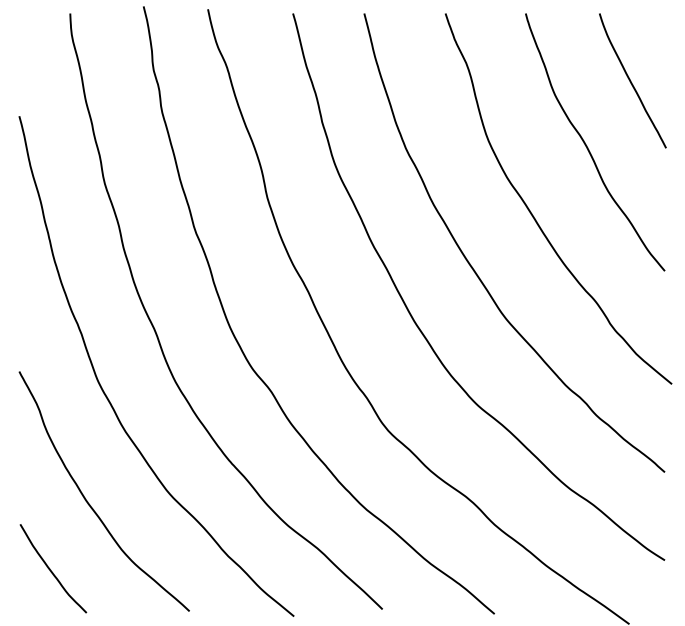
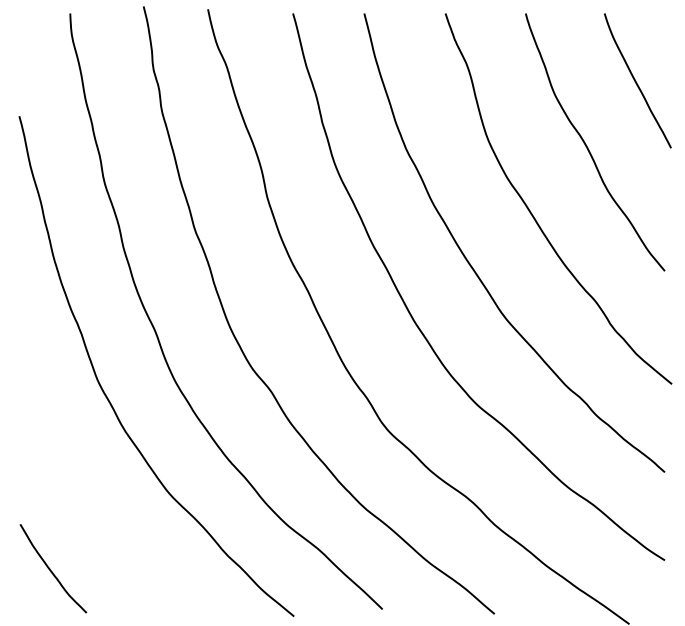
curve position: (631, 81) -> (636, 81) (636, 81)
curve: present -> none (87, 500)
